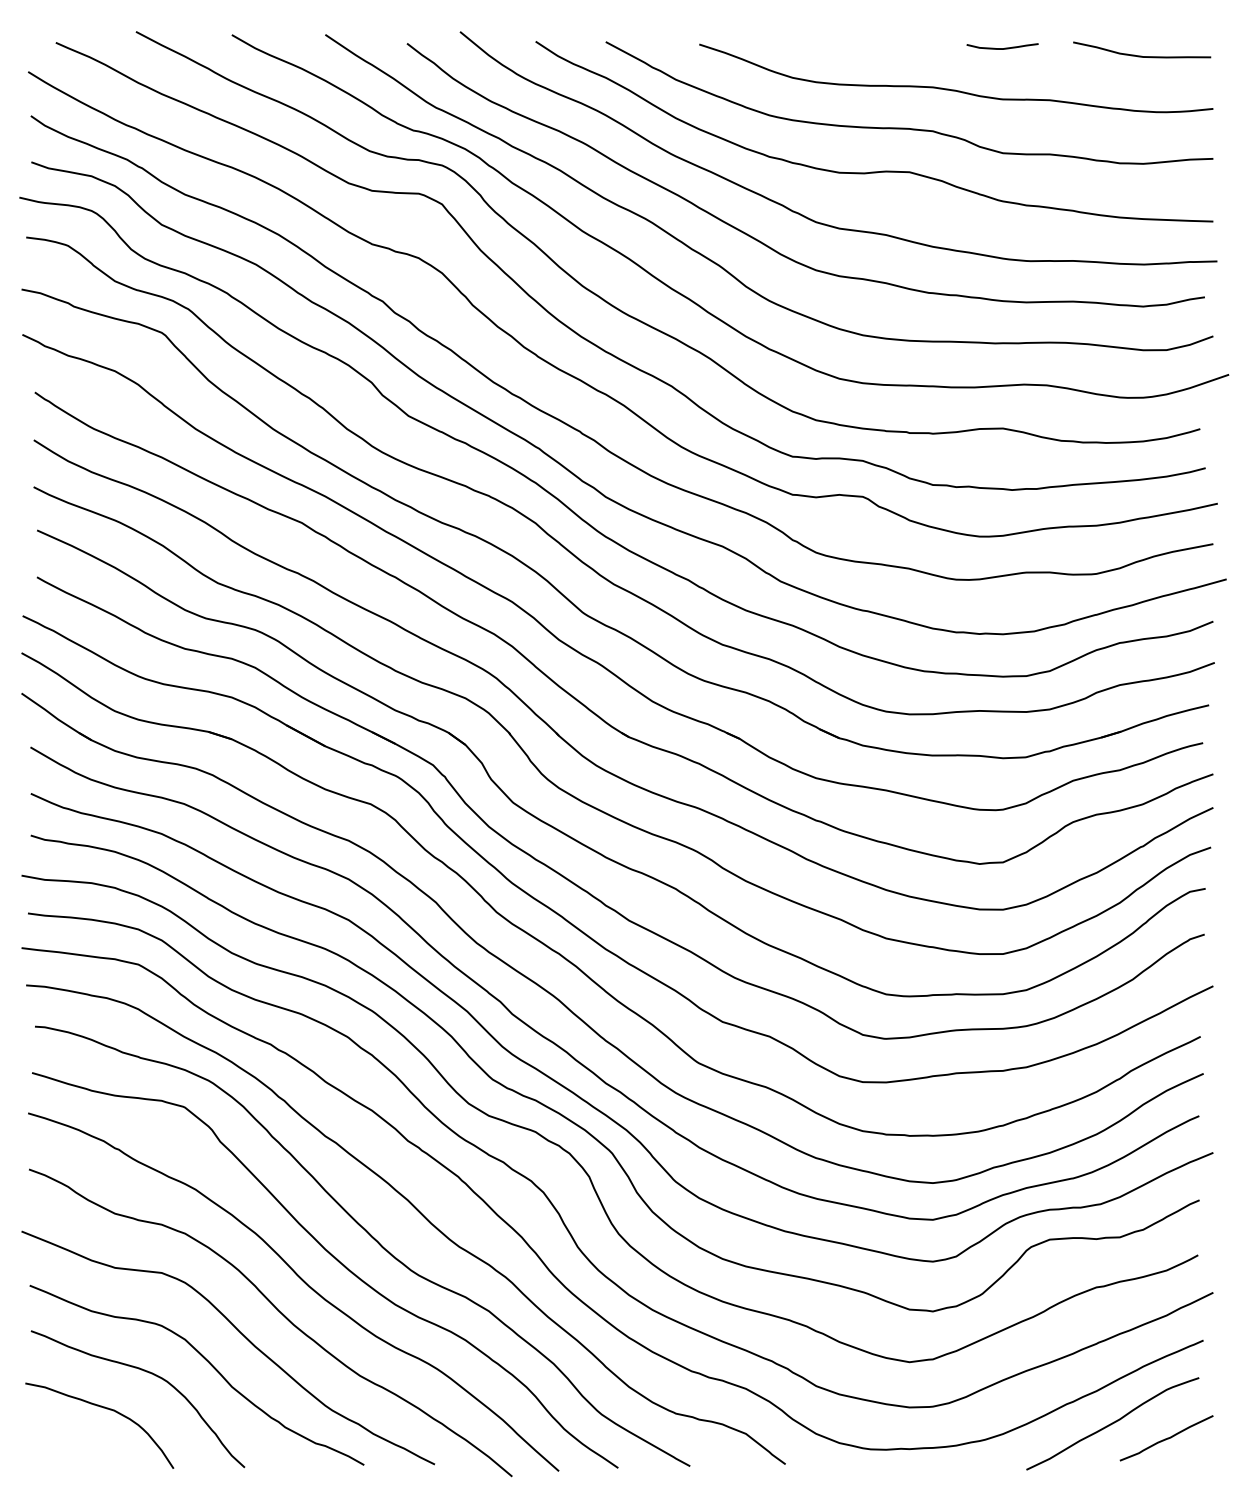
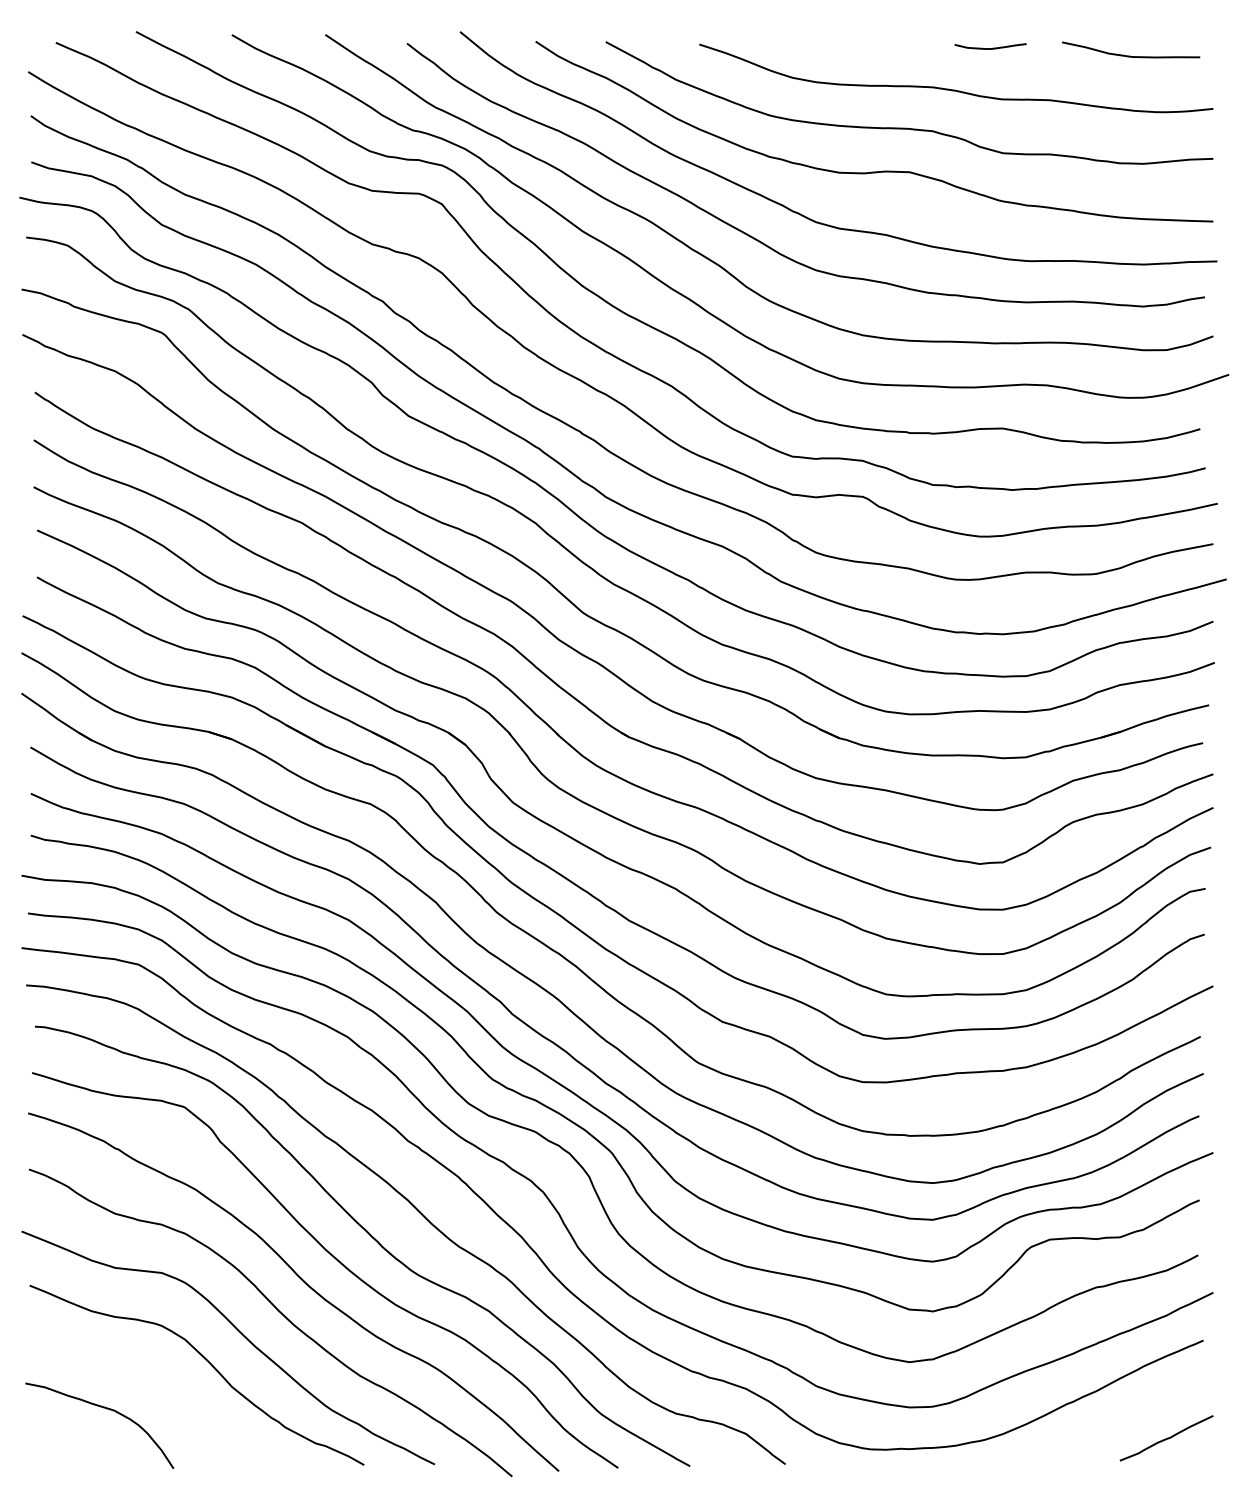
curve position: (1002, 48) -> (990, 48) (990, 48)
curve position: (1141, 55) -> (1130, 55) (1130, 55)
curve: present -> none (146, 1372)
curve: present -> none (1112, 1423)
